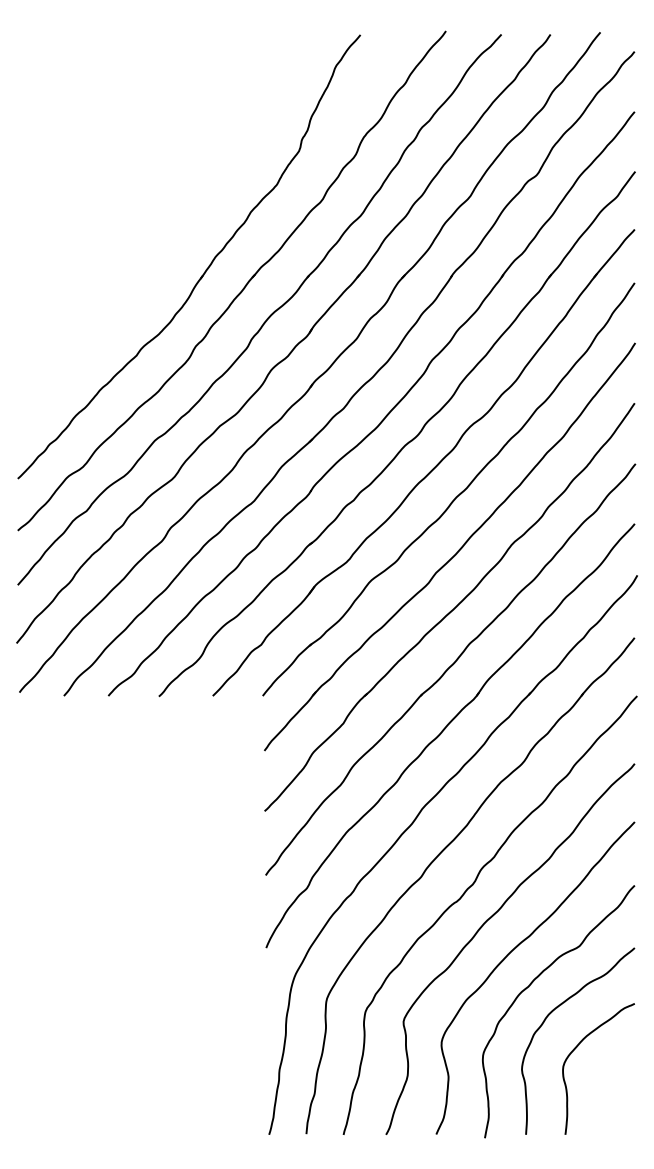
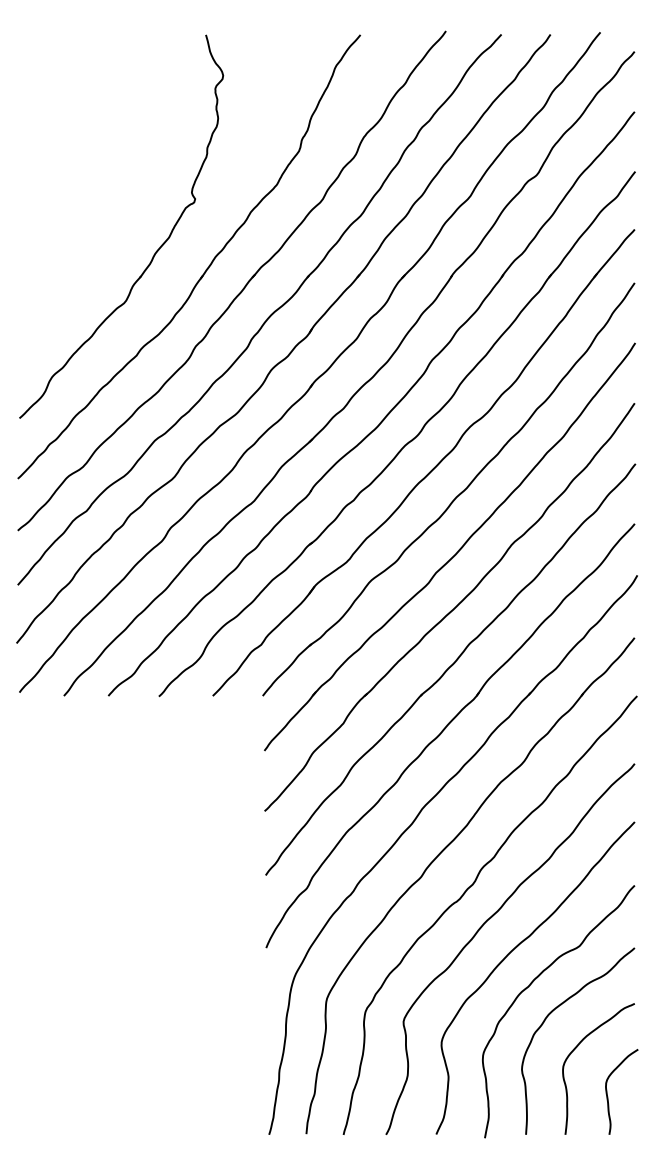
part: none -> present (155, 251)
curve: none -> present (608, 1096)
